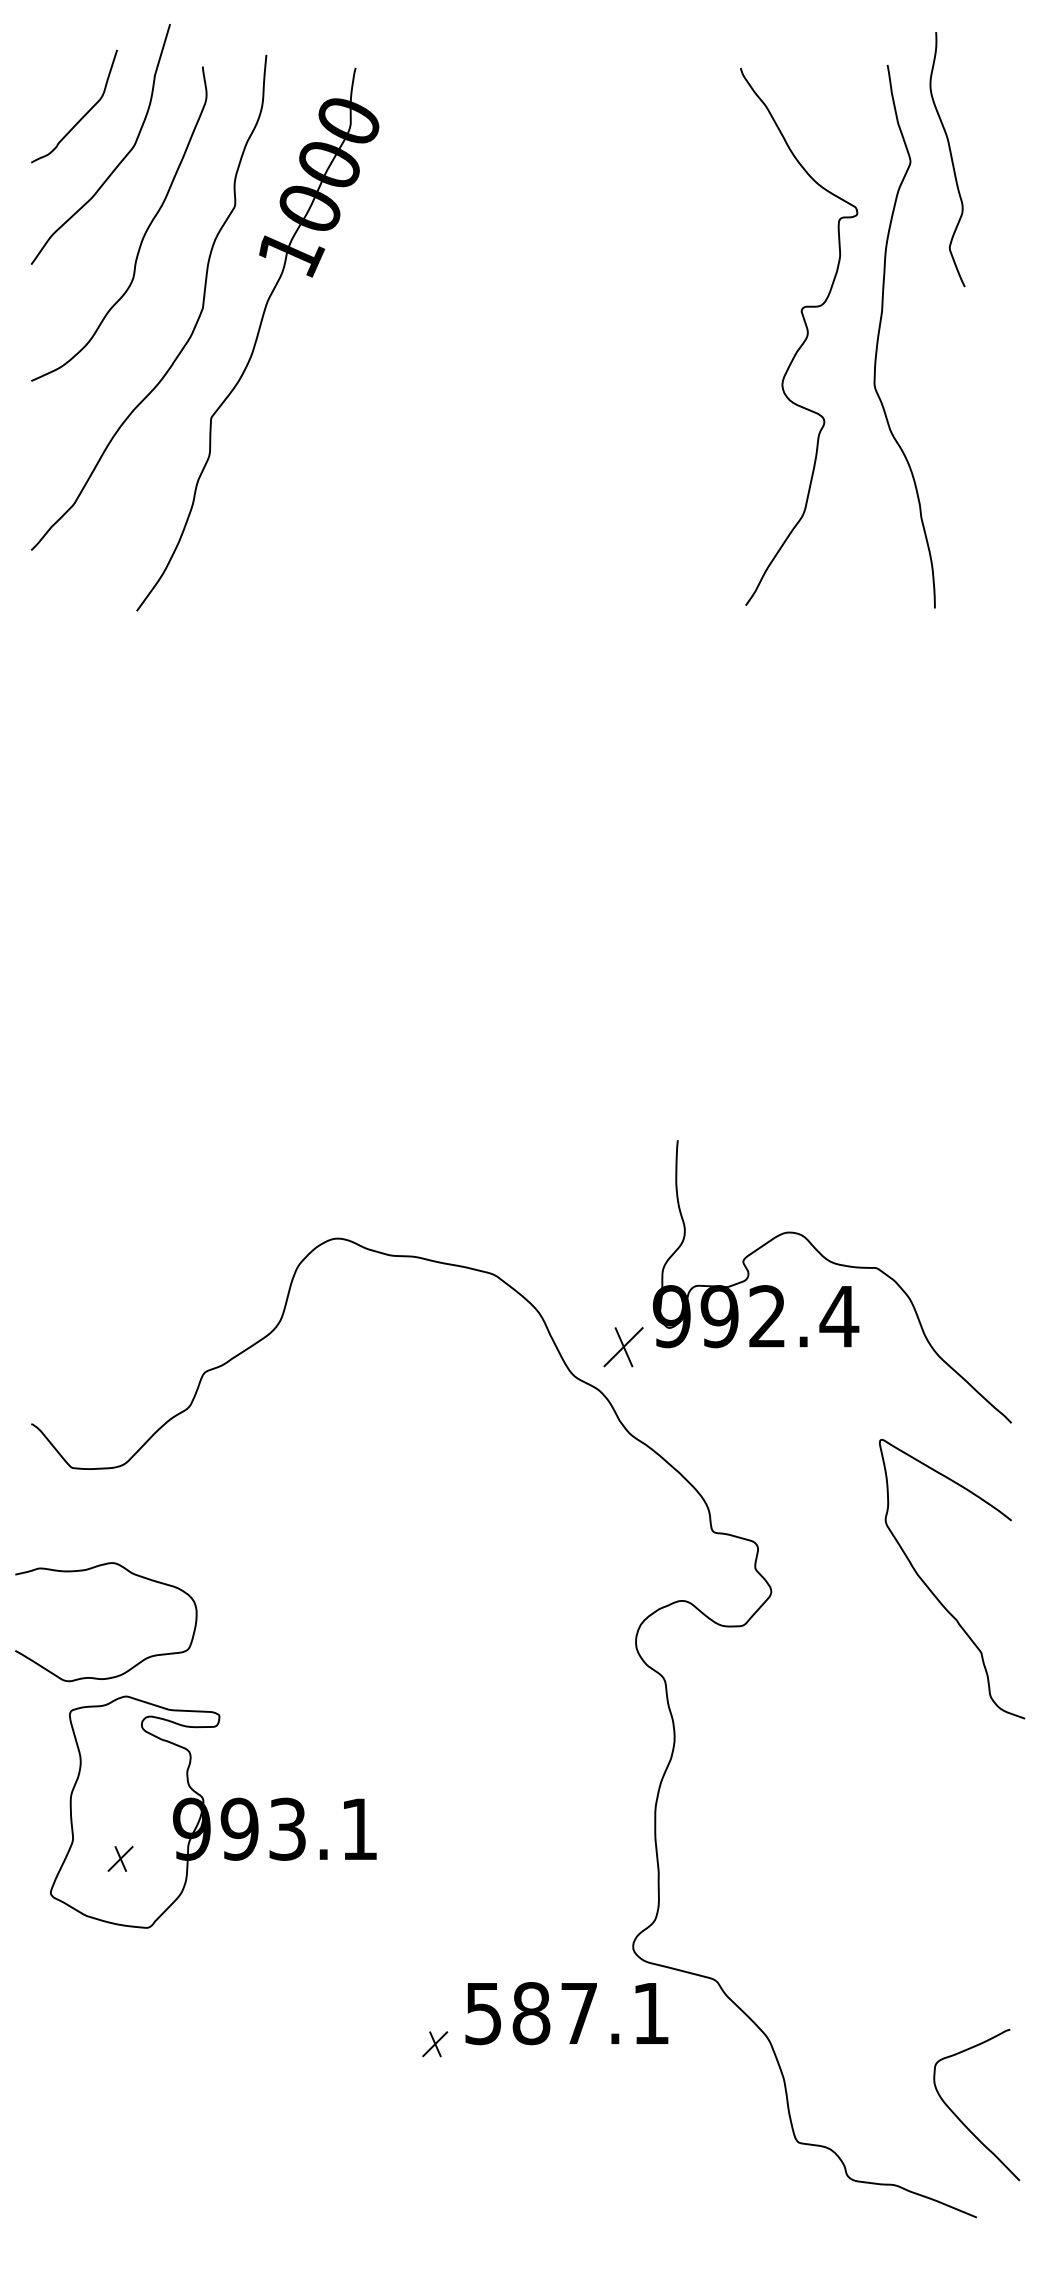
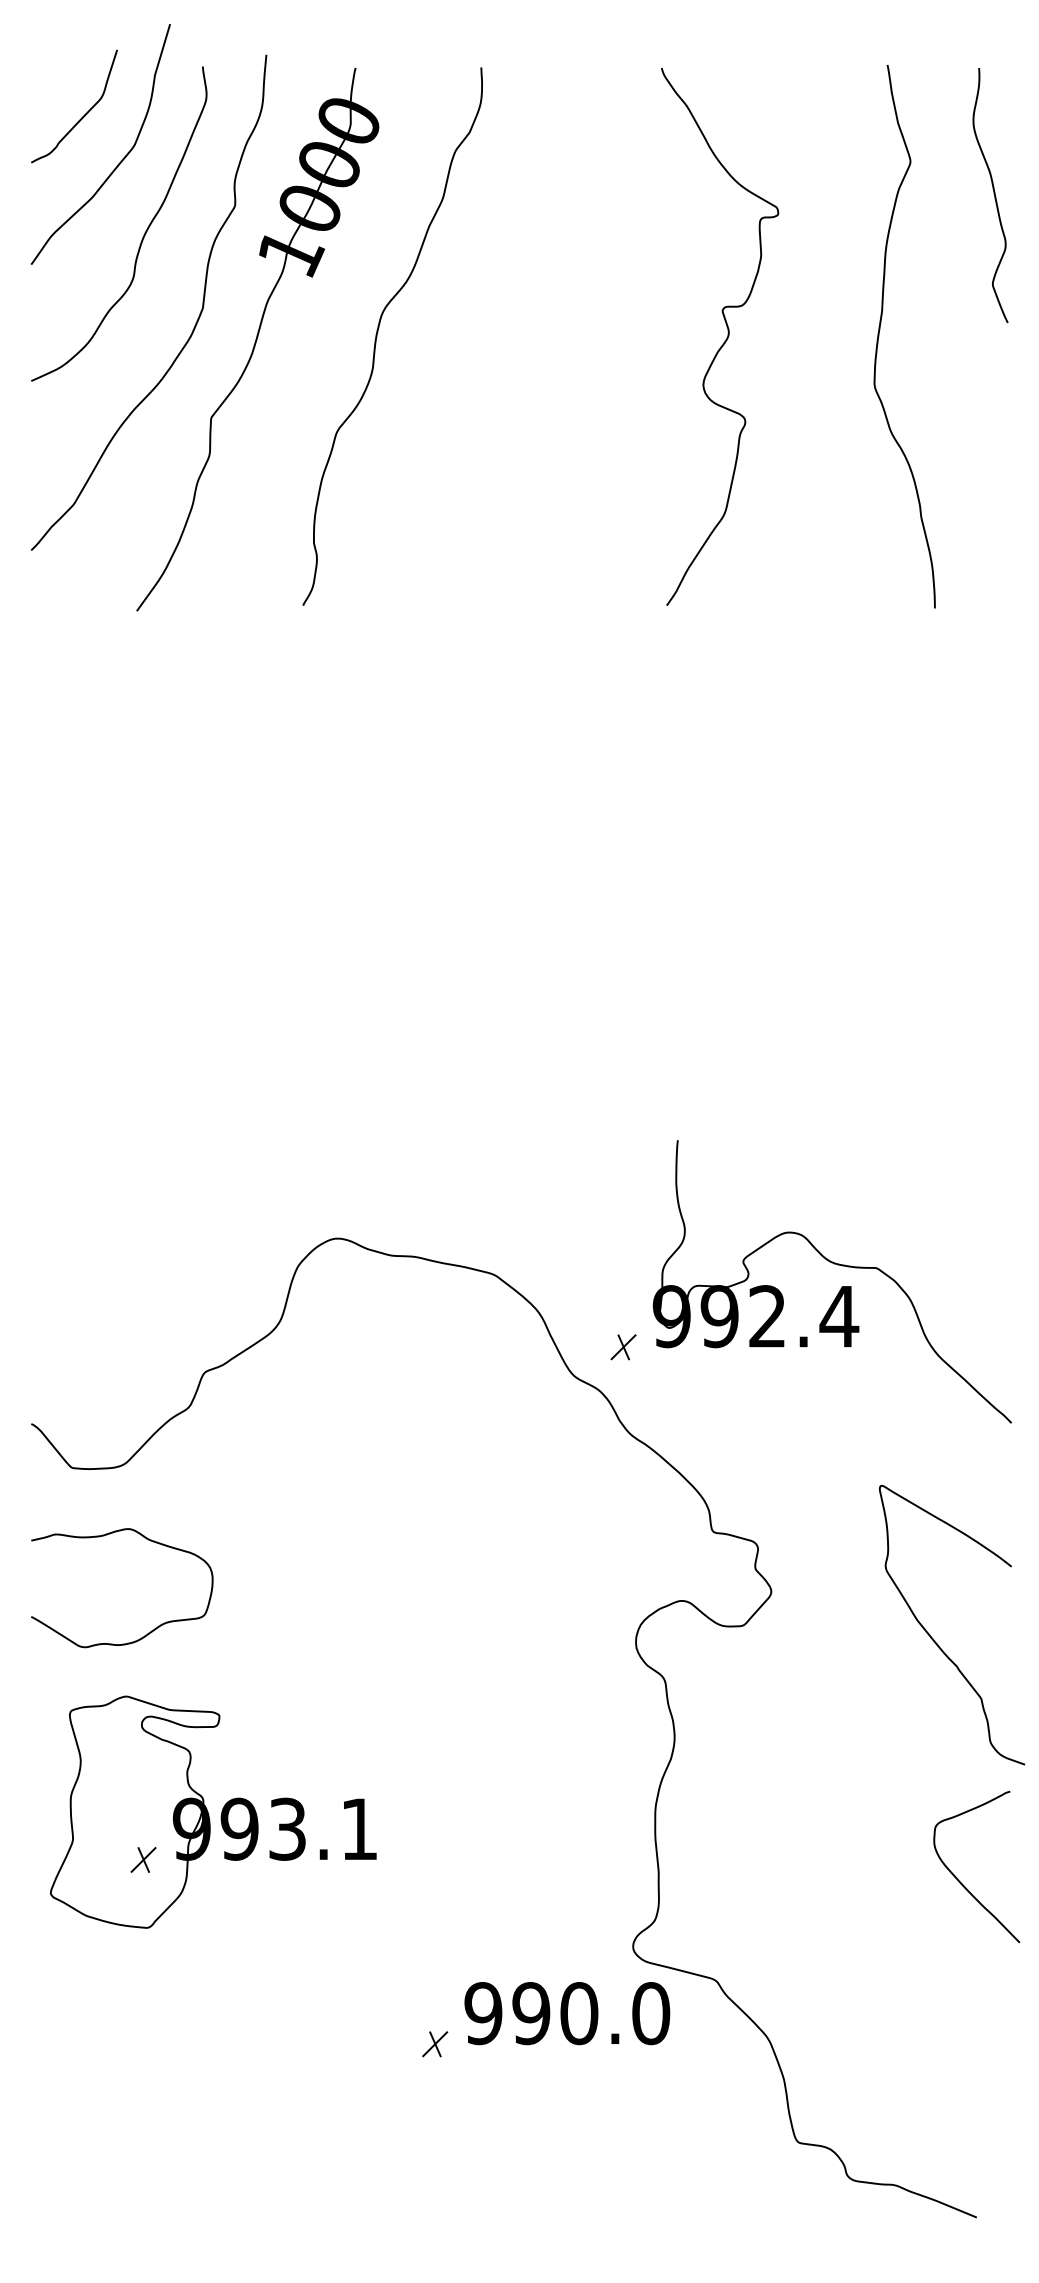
curve position: (950, 158) -> (993, 194) (993, 194)
curve: none -> present (378, 332)
curve position: (804, 339) -> (725, 339) (725, 339)
part size: 41x41 px -> 27x27 px (623, 1347)
curve position: (934, 1593) -> (934, 1639) (934, 1639)
curve position: (135, 1664) -> (151, 1630) (151, 1630)
part position: (120, 1858) -> (143, 1859) (143, 1859)
text: 587.1 -> 990.0 (567, 2013)
curve position: (960, 2119) -> (960, 1881) (960, 1881)
